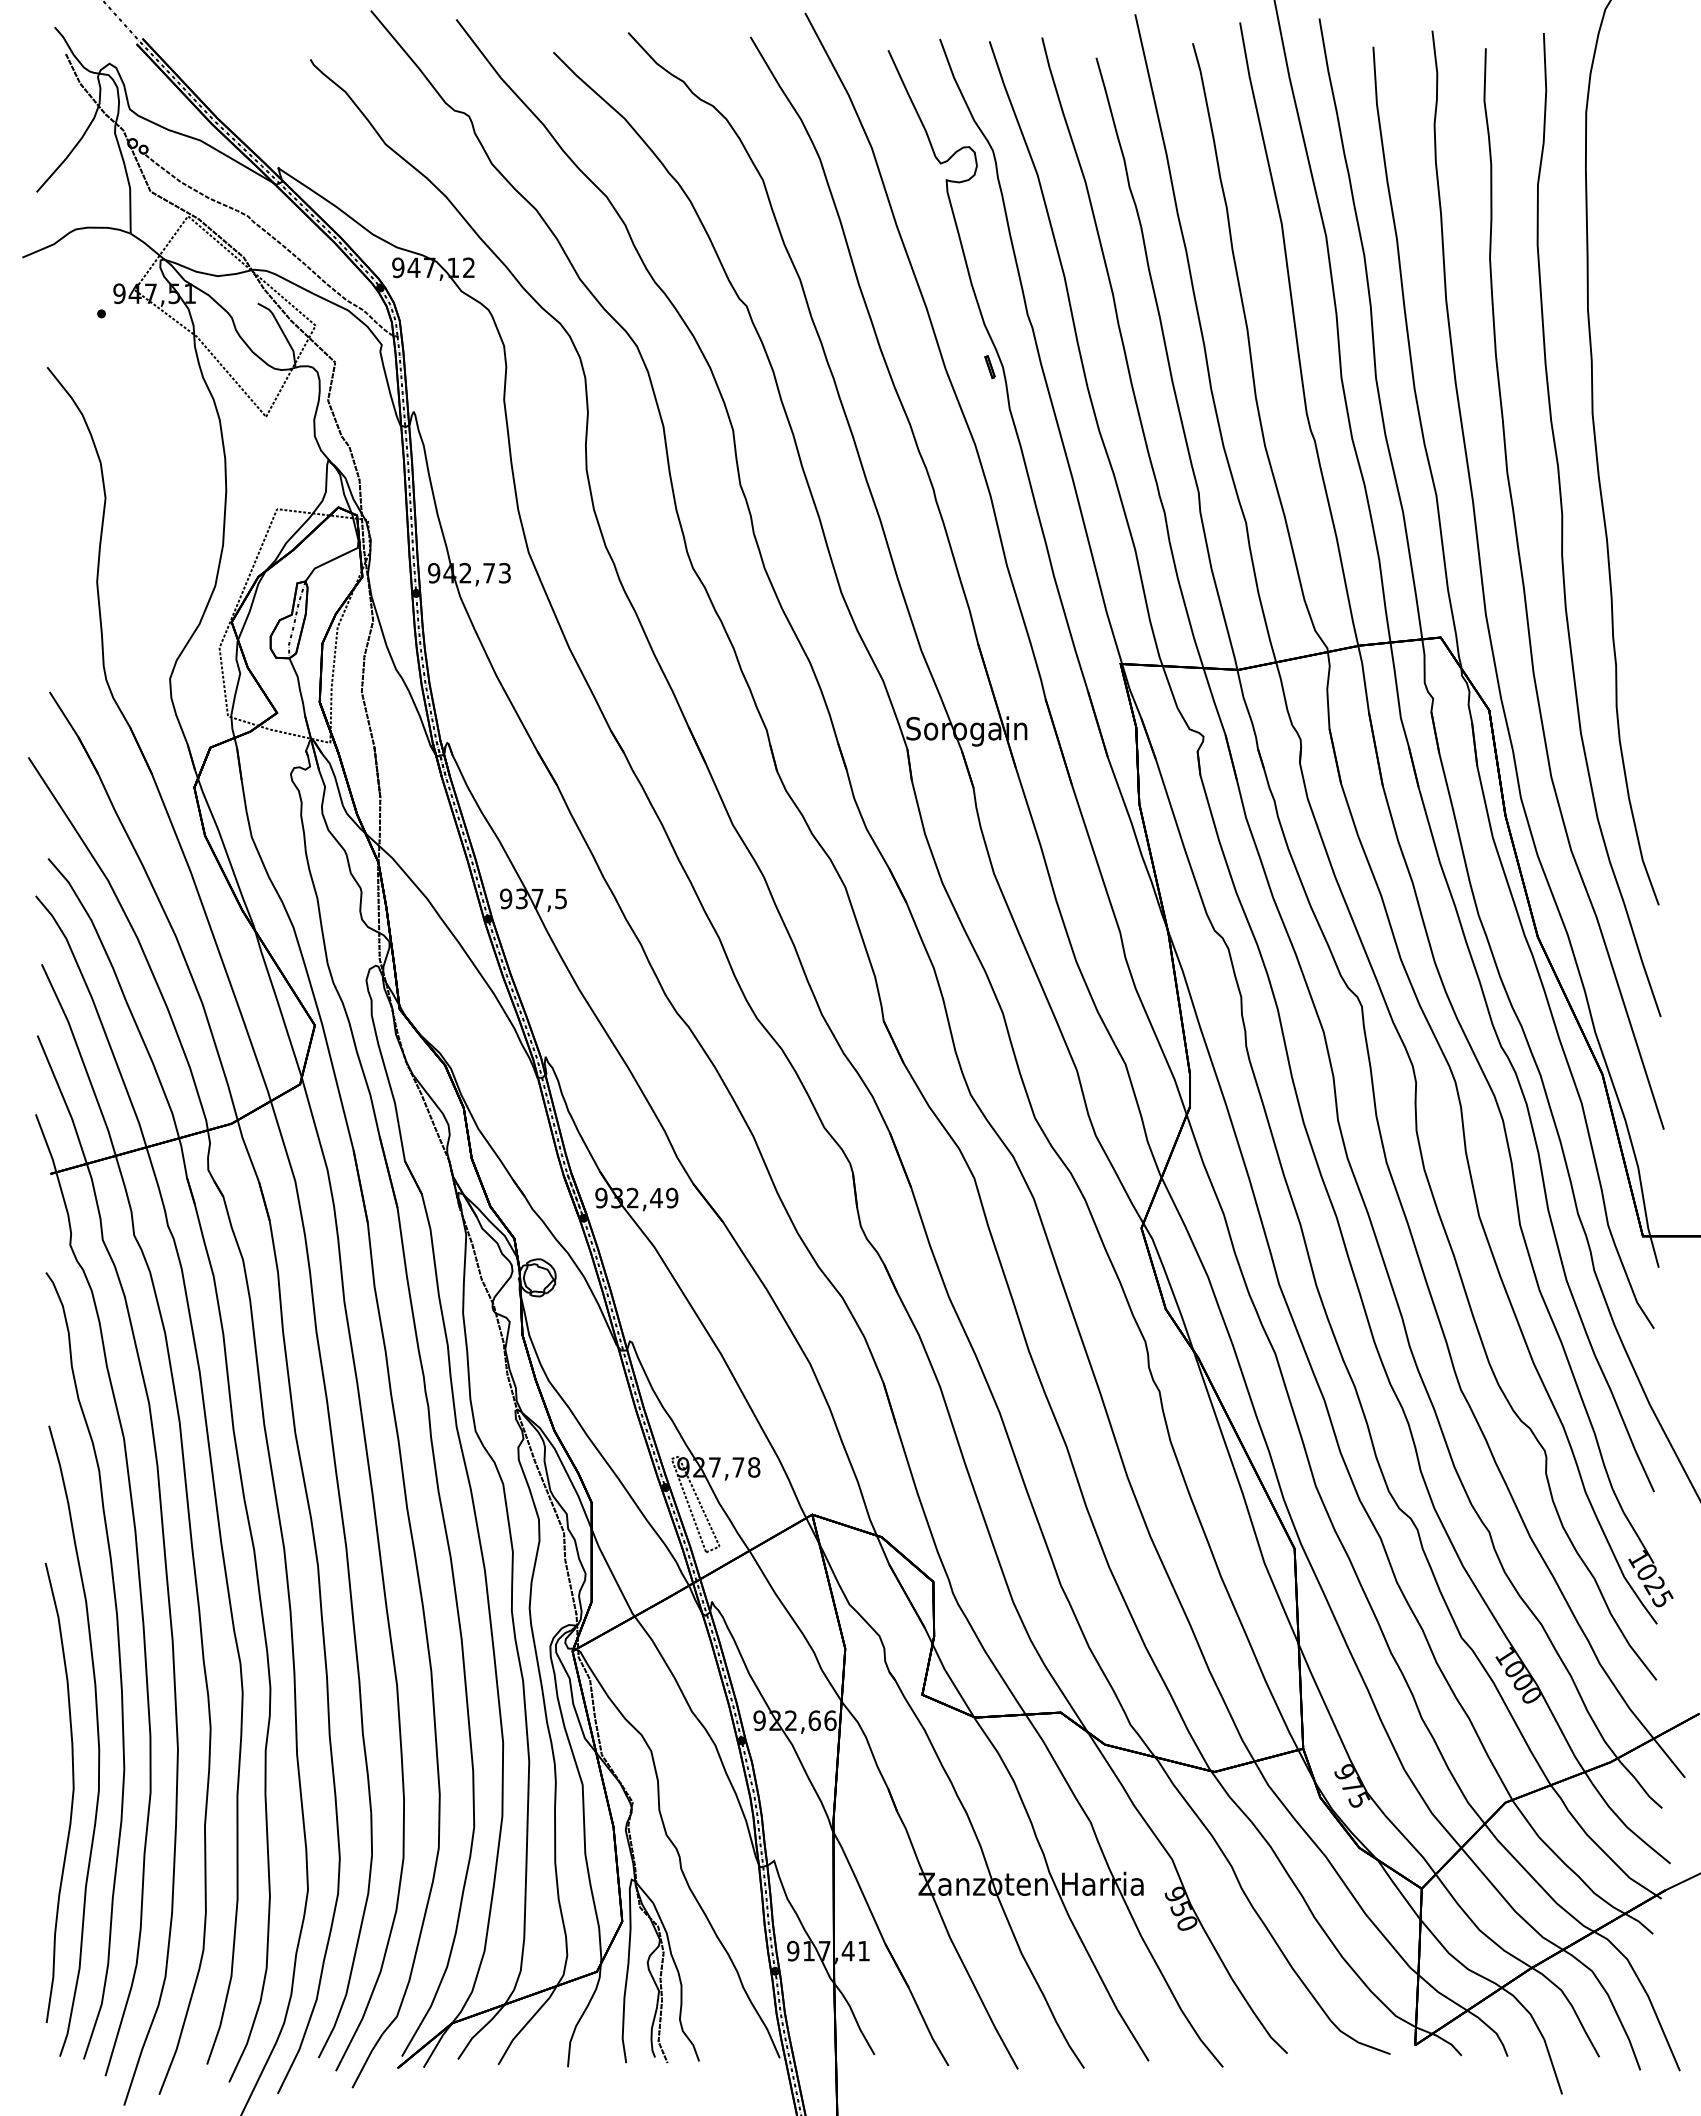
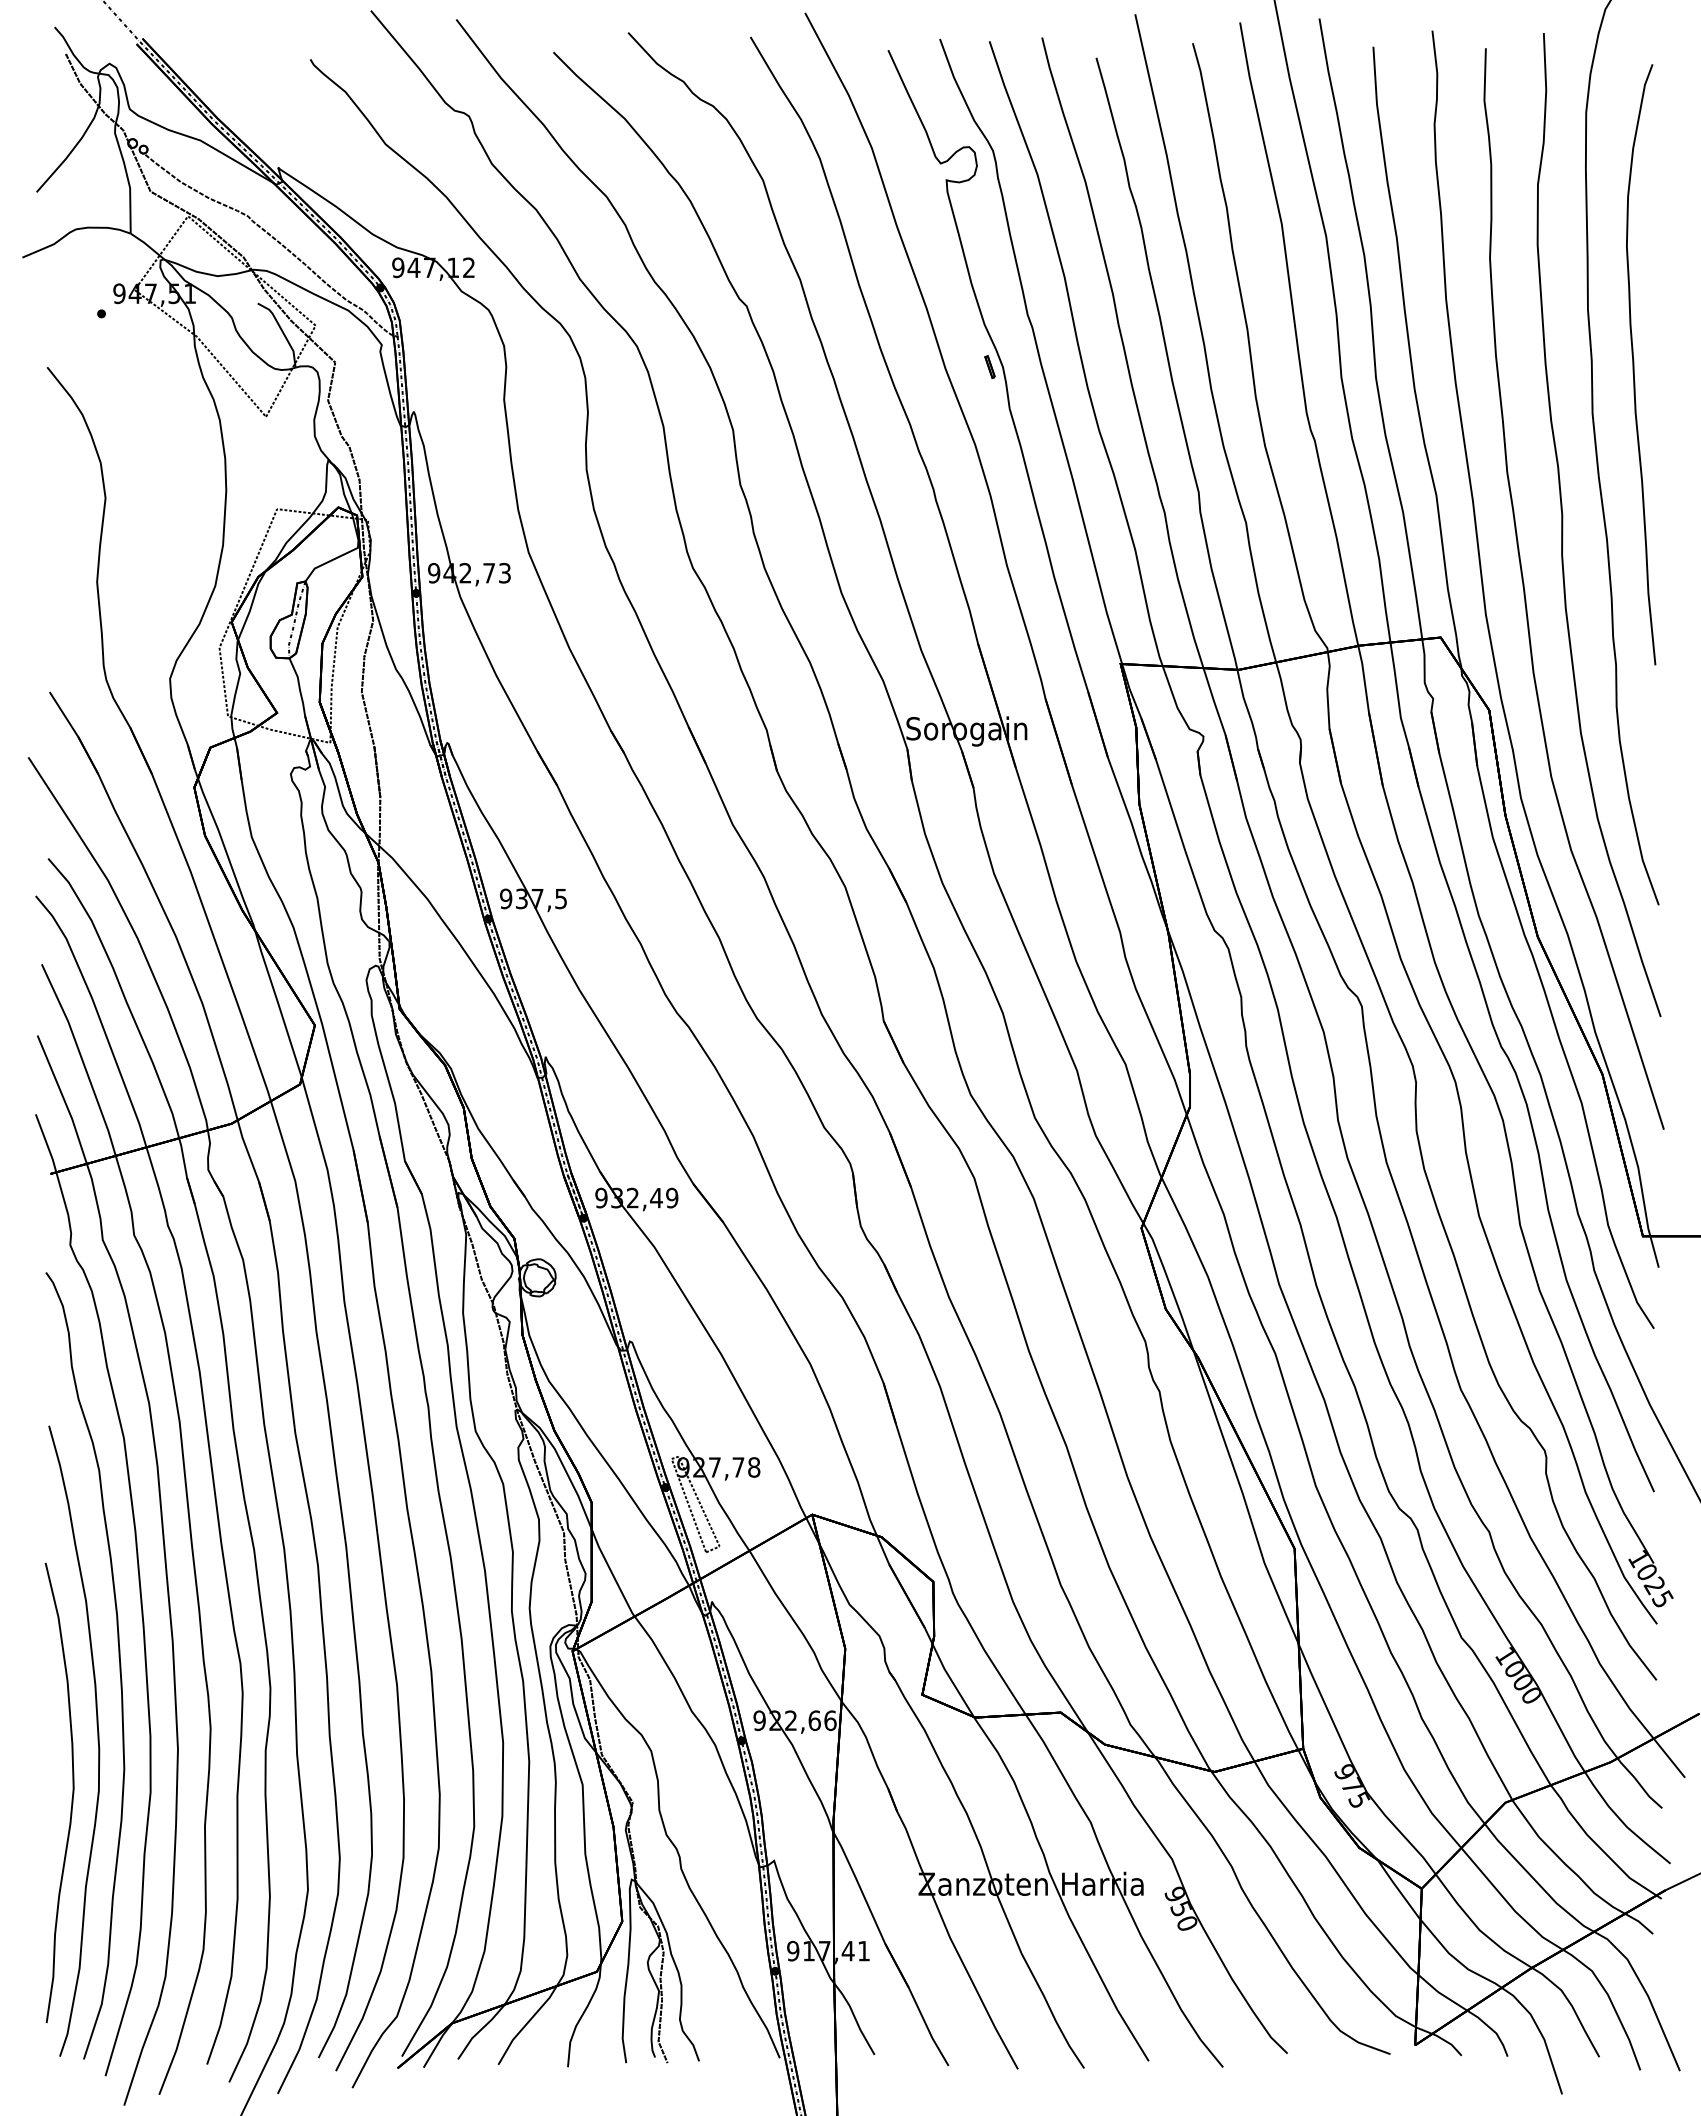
curve: none -> present (1634, 364)
